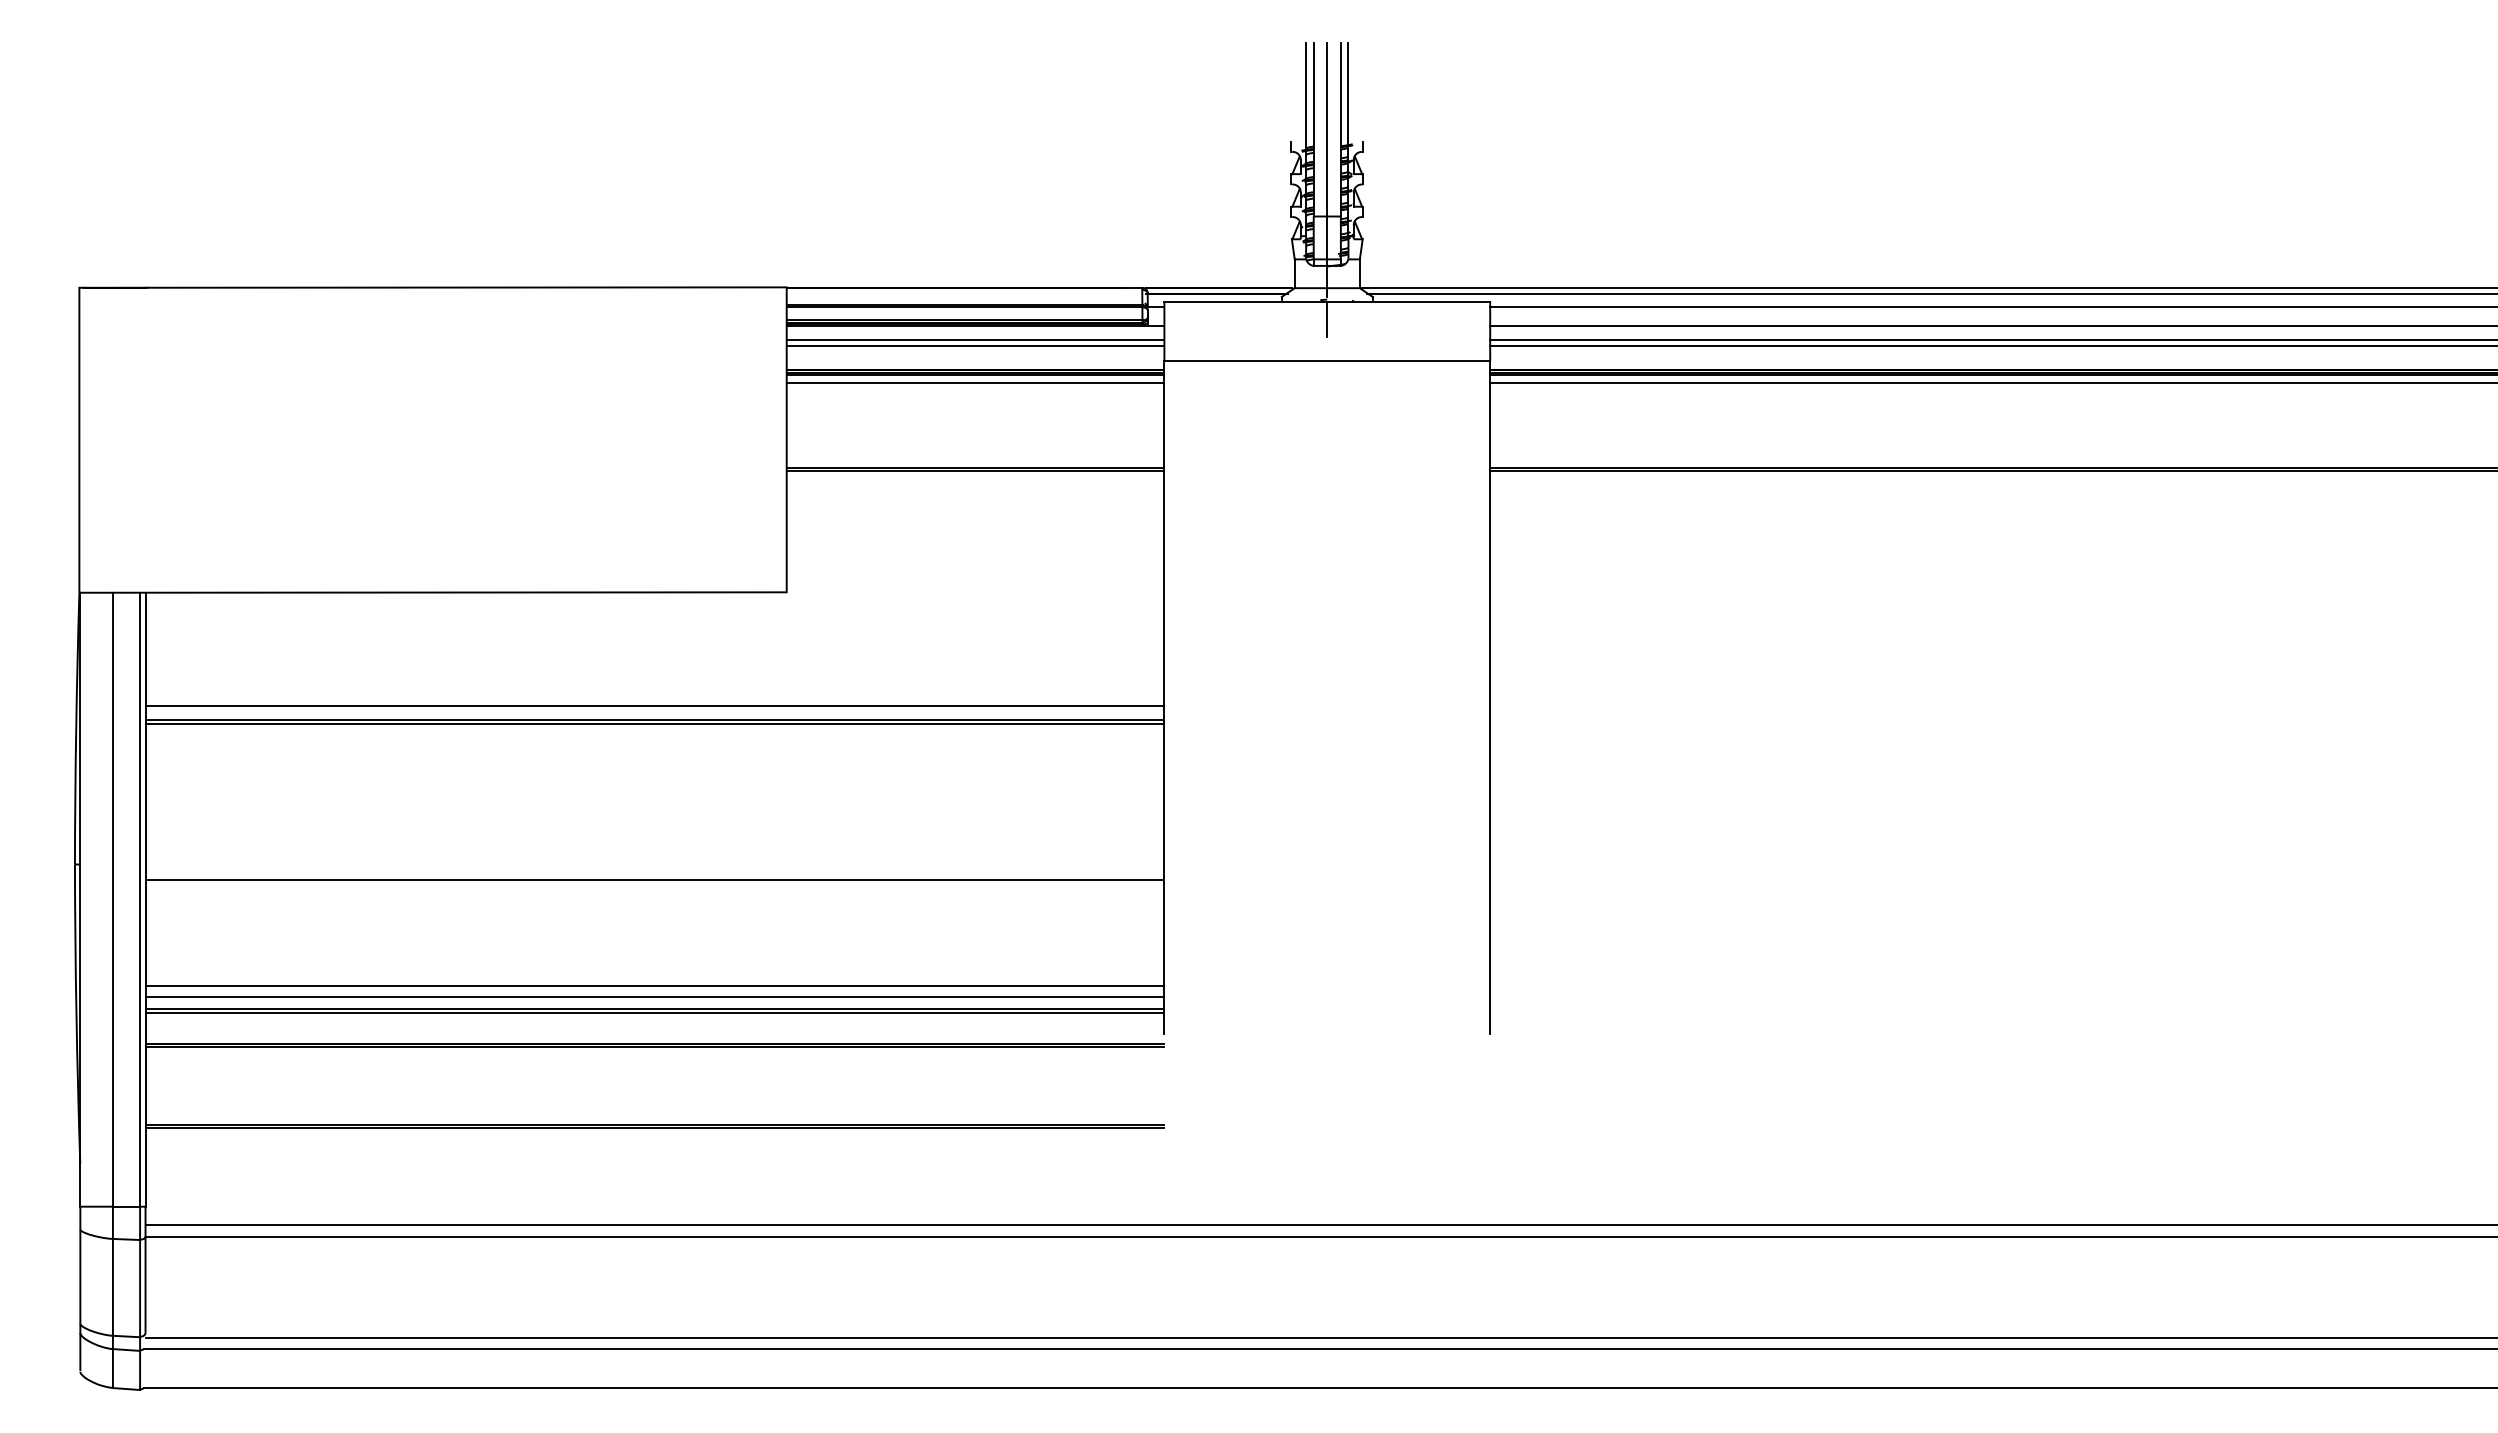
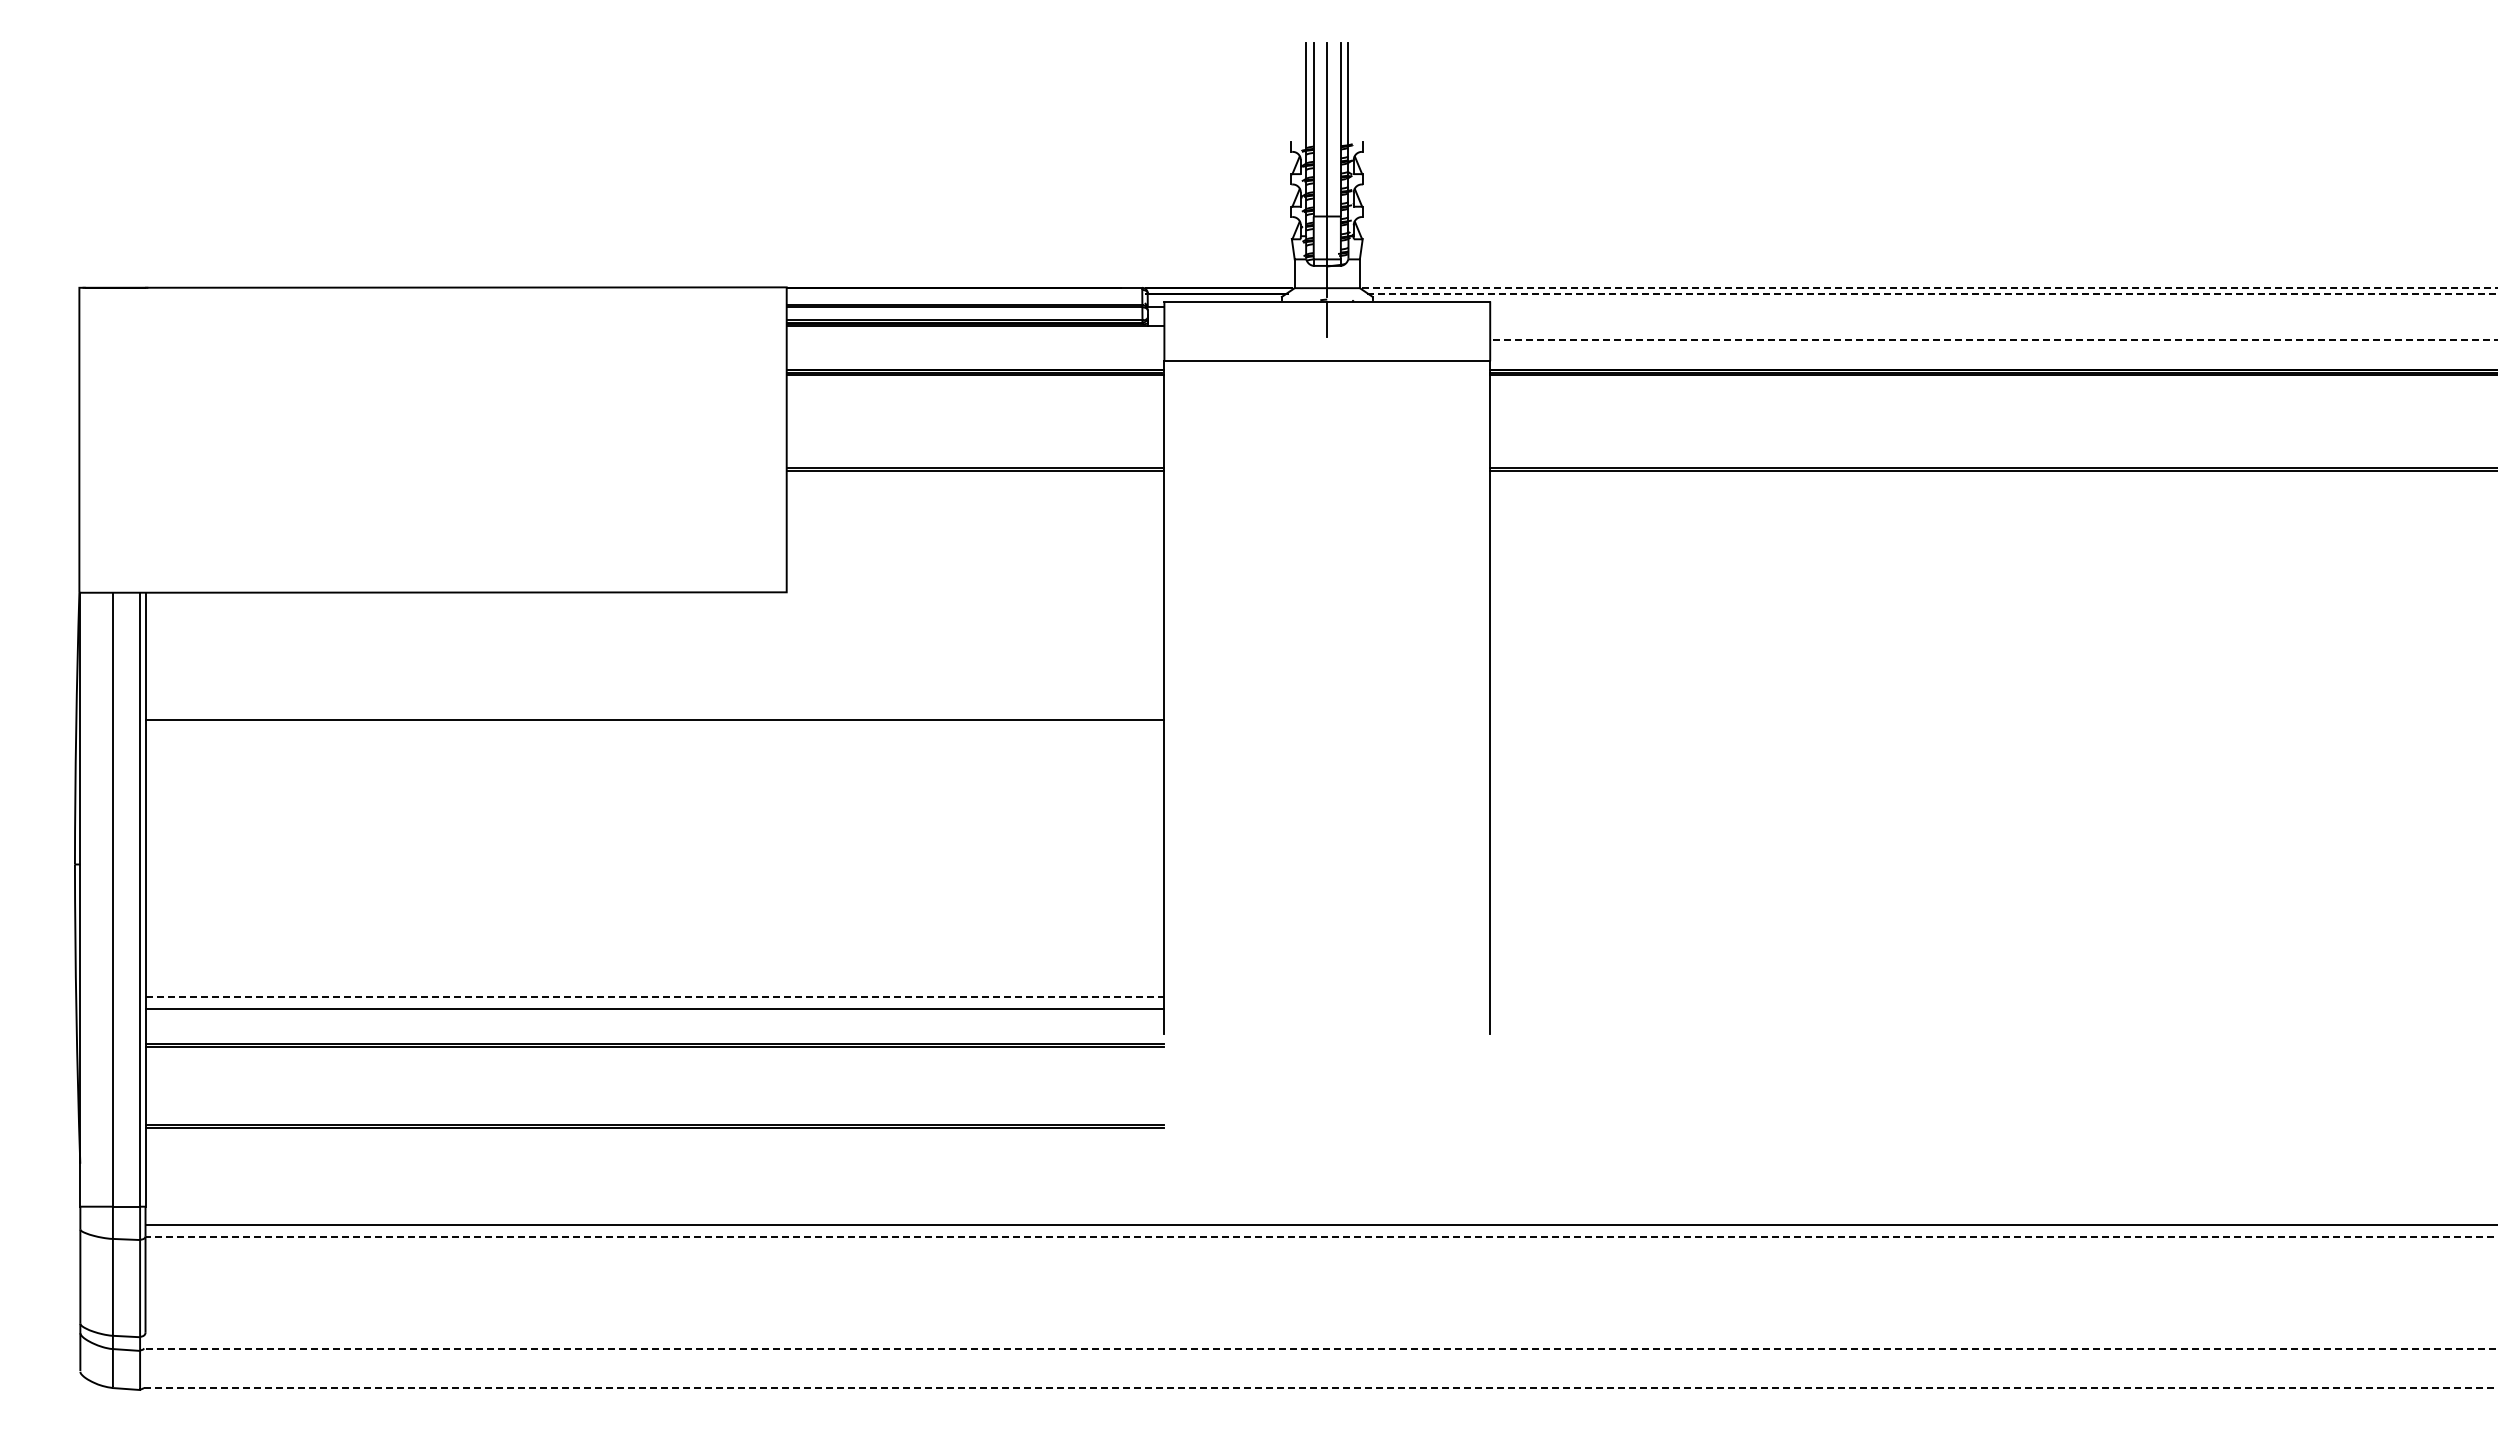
line: solid -> dashed (1930, 287)
line: solid -> dashed (1932, 294)
line: present -> none (1992, 306)
line: present -> none (1992, 325)
line: present -> none (975, 339)
line: solid -> dashed (1993, 339)
line: present -> none (975, 345)
line: present -> none (1992, 345)
line: present -> none (975, 383)
line: present -> none (1992, 383)
line: present -> none (654, 705)
line: present -> none (654, 724)
line: present -> none (654, 879)
line: present -> none (654, 986)
line: solid -> dashed (655, 996)
line: present -> none (654, 1012)
line: solid -> dashed (1320, 1236)
line: present -> none (1319, 1337)
line: solid -> dashed (1320, 1348)
line: solid -> dashed (1320, 1387)
